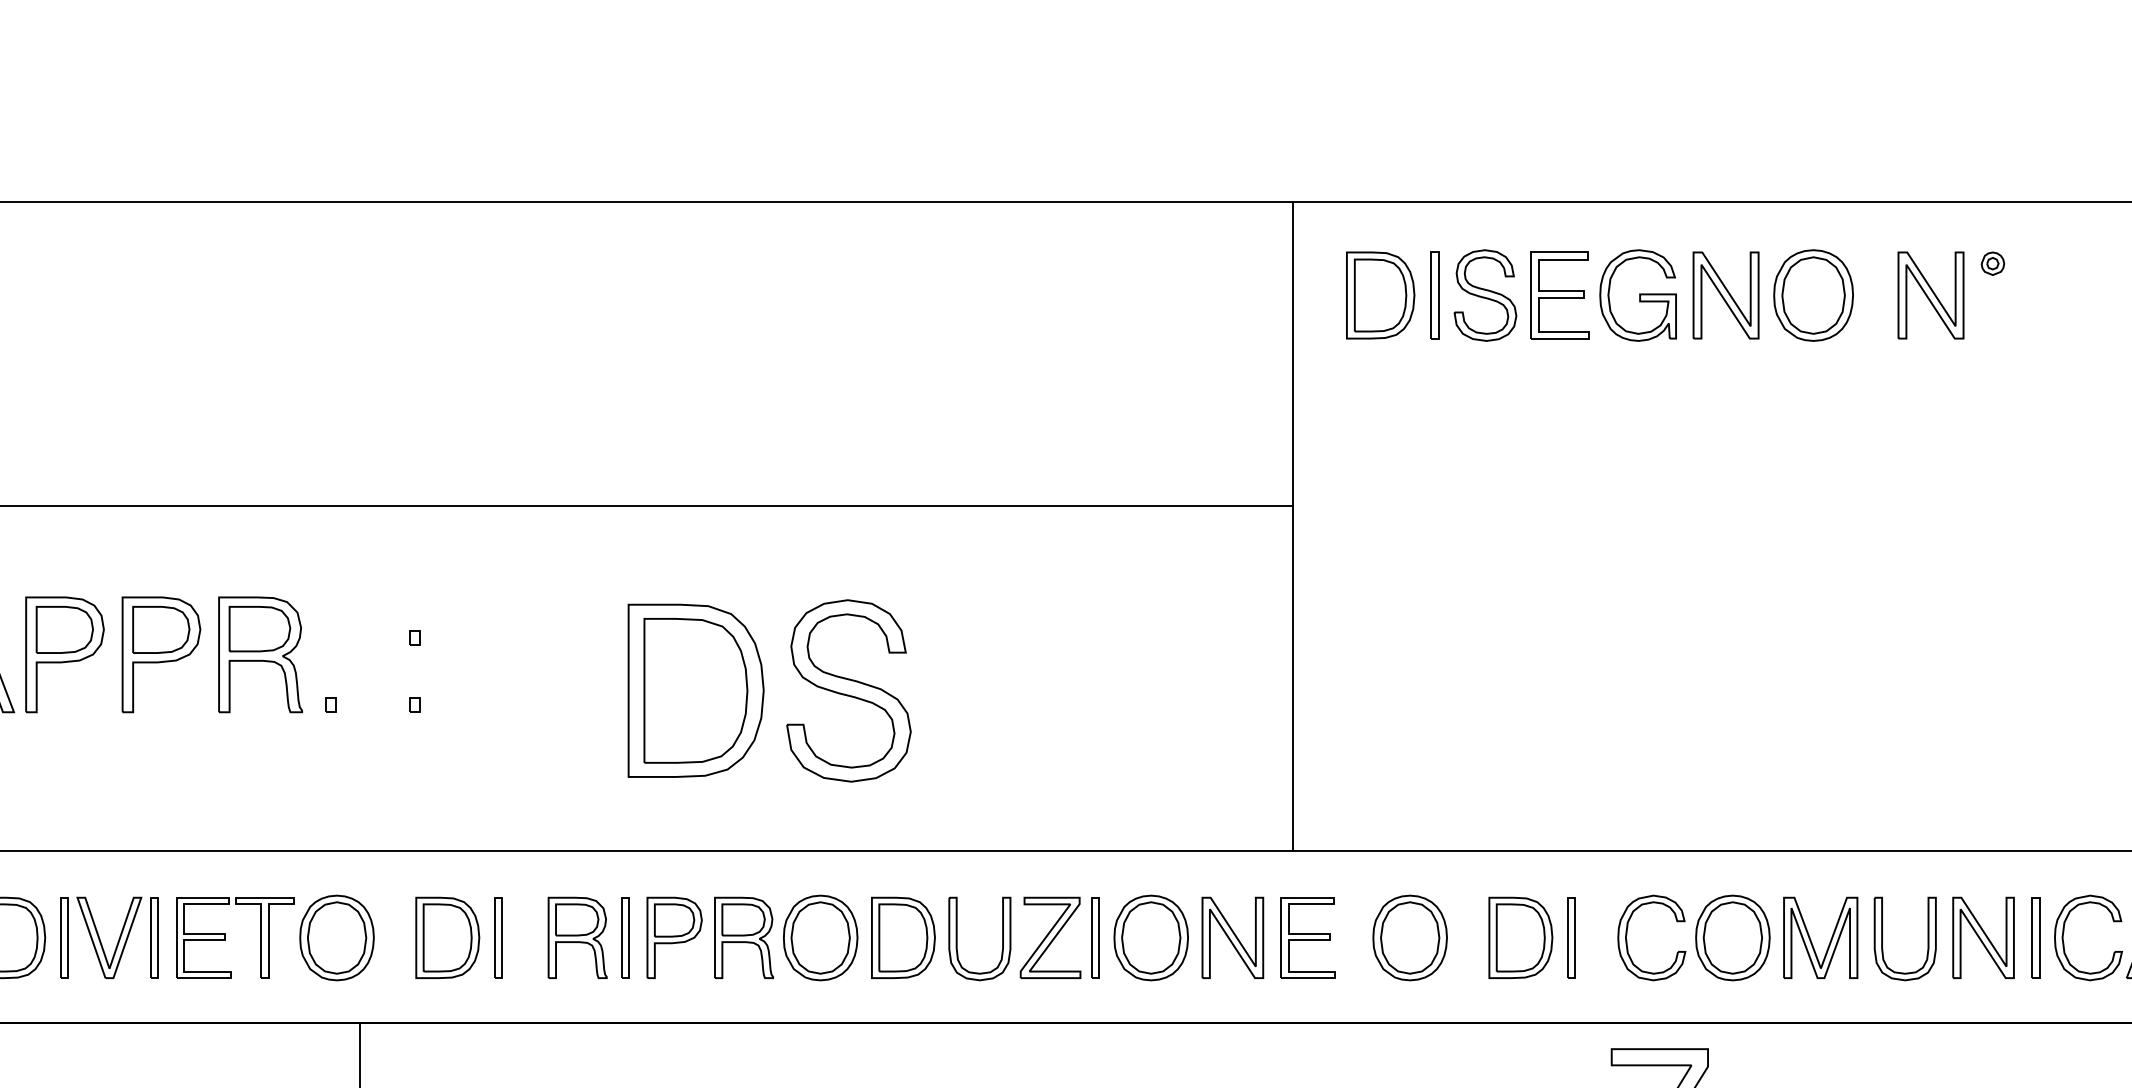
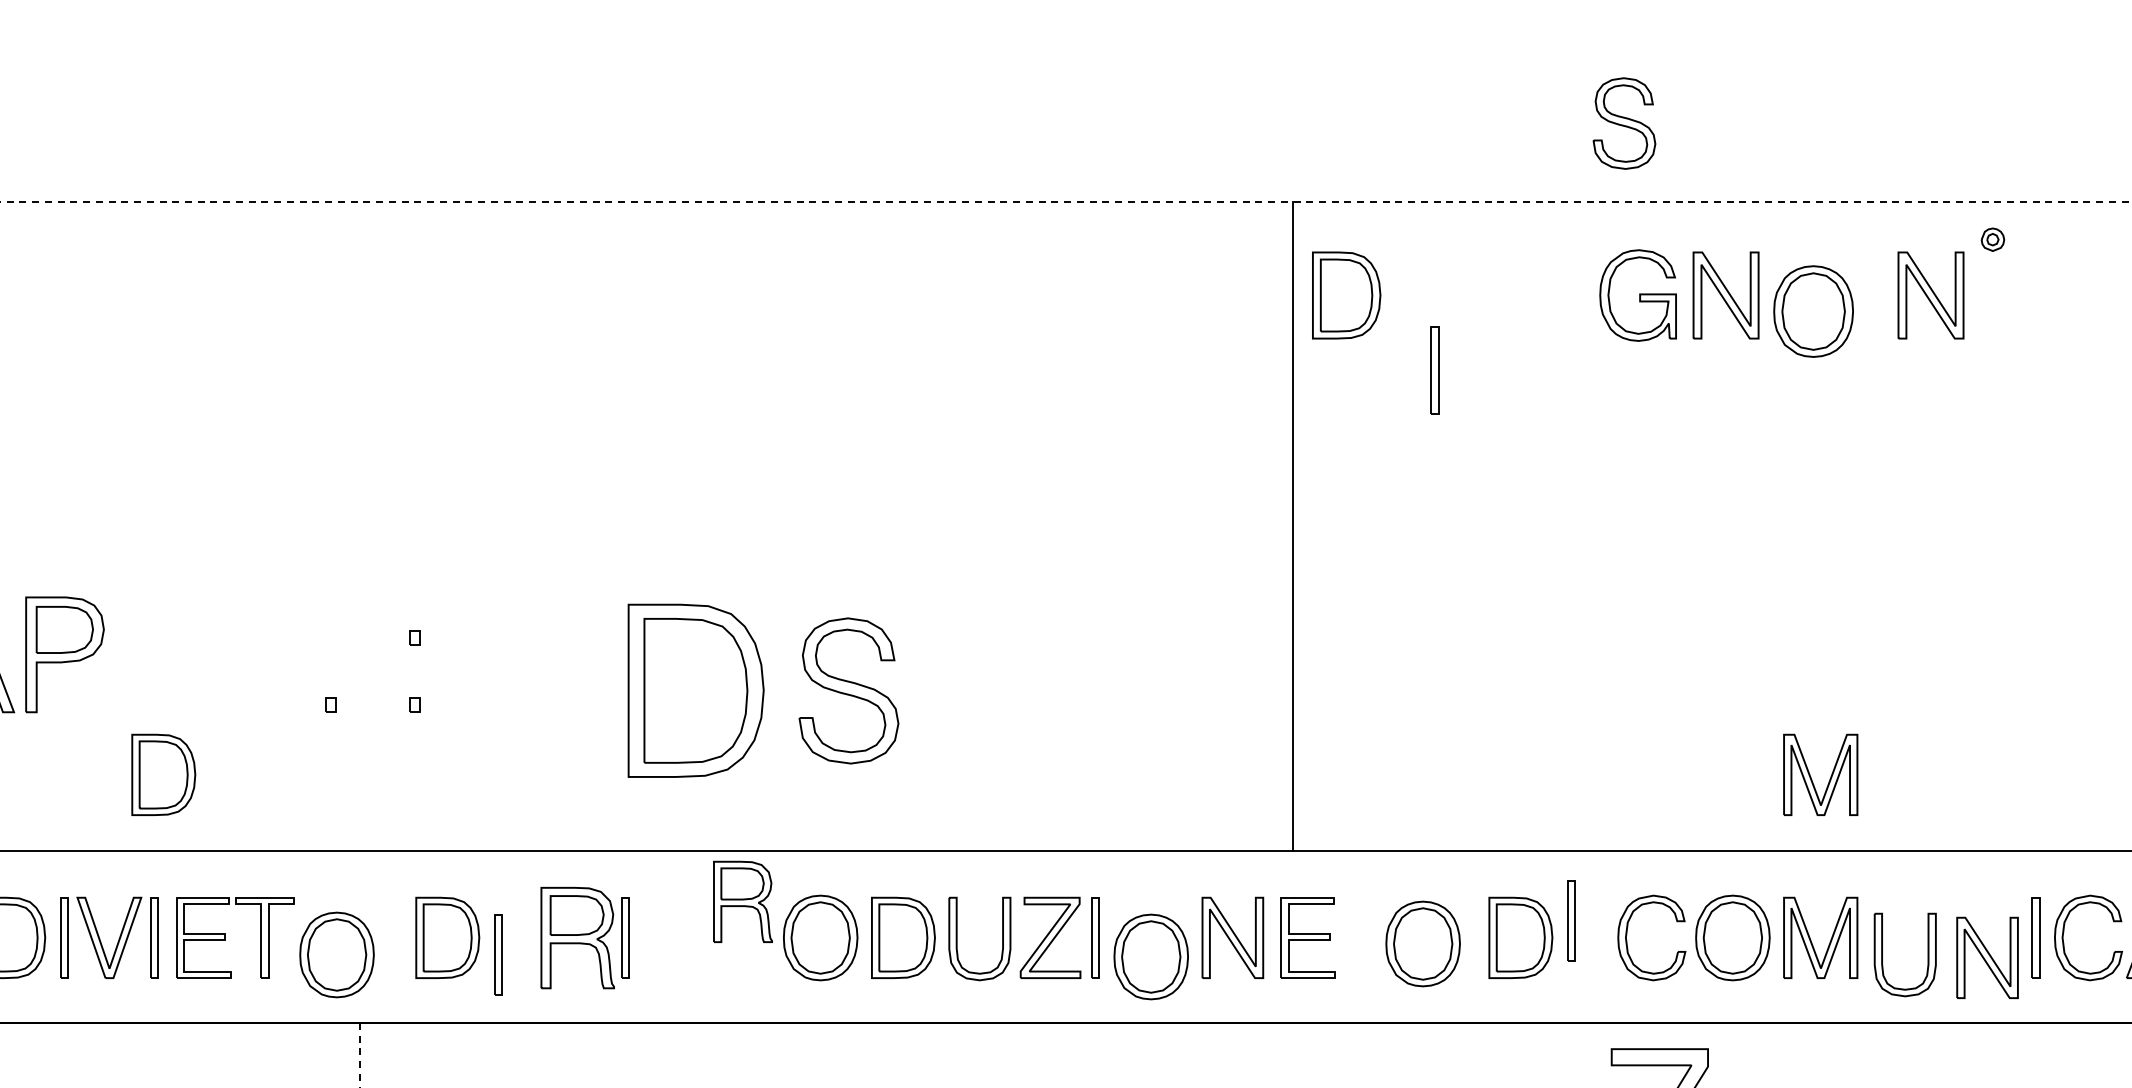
line: solid -> dashed (1066, 202)
part position: (1992, 263) -> (1992, 239) (1992, 239)
part position: (1380, 295) -> (1346, 295) (1346, 295)
part position: (1434, 295) -> (1434, 370) (1434, 370)
part position: (1485, 295) -> (1624, 123) (1624, 123)
part: present -> none (1559, 295)
part position: (1813, 295) -> (1813, 311) (1813, 311)
line: present -> none (647, 506)
part: present -> none (161, 654)
part: present -> none (260, 654)
part size: 126x184 px -> 102x148 px (848, 690)
part: none -> present (163, 774)
part: none -> present (1811, 776)
part position: (336, 937) -> (336, 954) (336, 954)
part position: (498, 937) -> (498, 954) (498, 954)
part size: 61x83 px -> 75x104 px (577, 937)
part: present -> none (674, 937)
part position: (743, 937) -> (742, 901) (742, 901)
part position: (1150, 937) -> (1150, 956) (1150, 956)
part position: (1409, 937) -> (1422, 943) (1422, 943)
part position: (1571, 937) -> (1571, 920) (1571, 920)
part position: (1983, 937) -> (1987, 957) (1987, 957)
part position: (1882, 938) -> (1882, 954) (1882, 954)
line: solid -> dashed (359, 1054)
